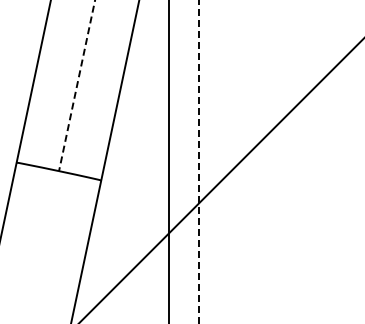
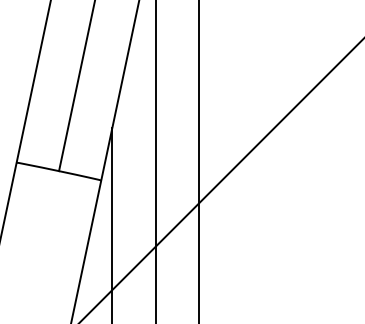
line: dashed -> solid (77, 86)
line position: (168, 161) -> (155, 161) (155, 161)
line: dashed -> solid (198, 161)
line: none -> present (112, 224)
